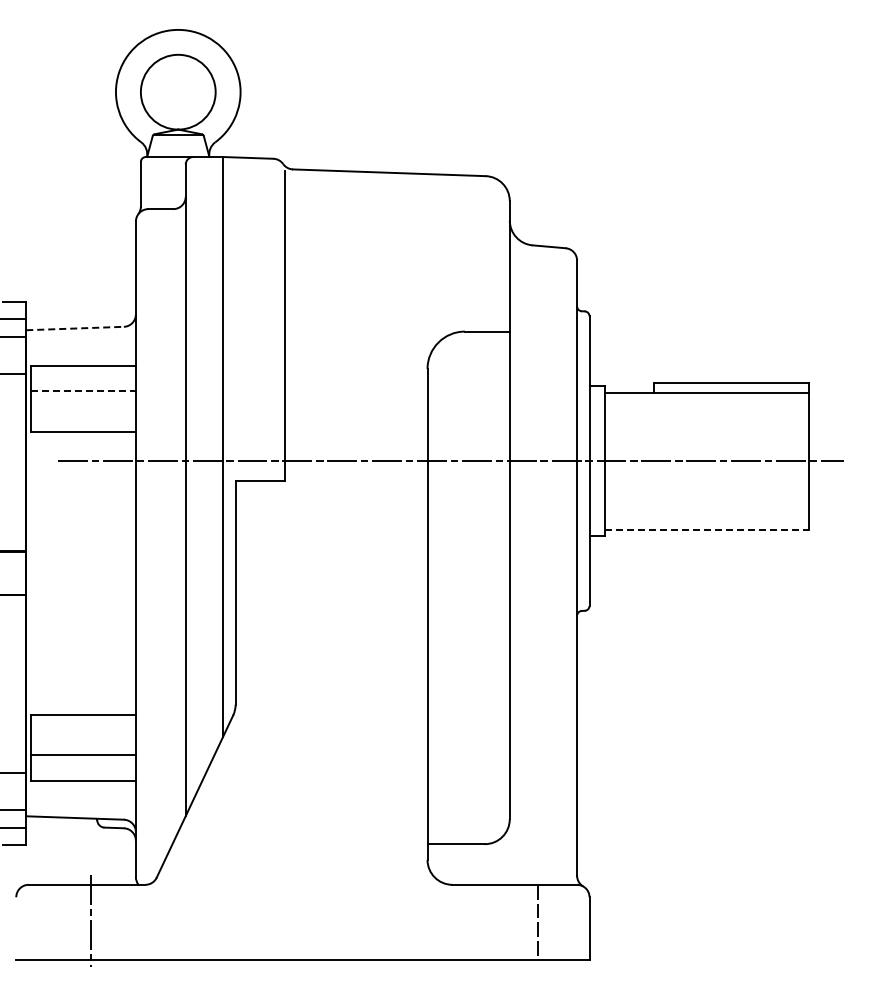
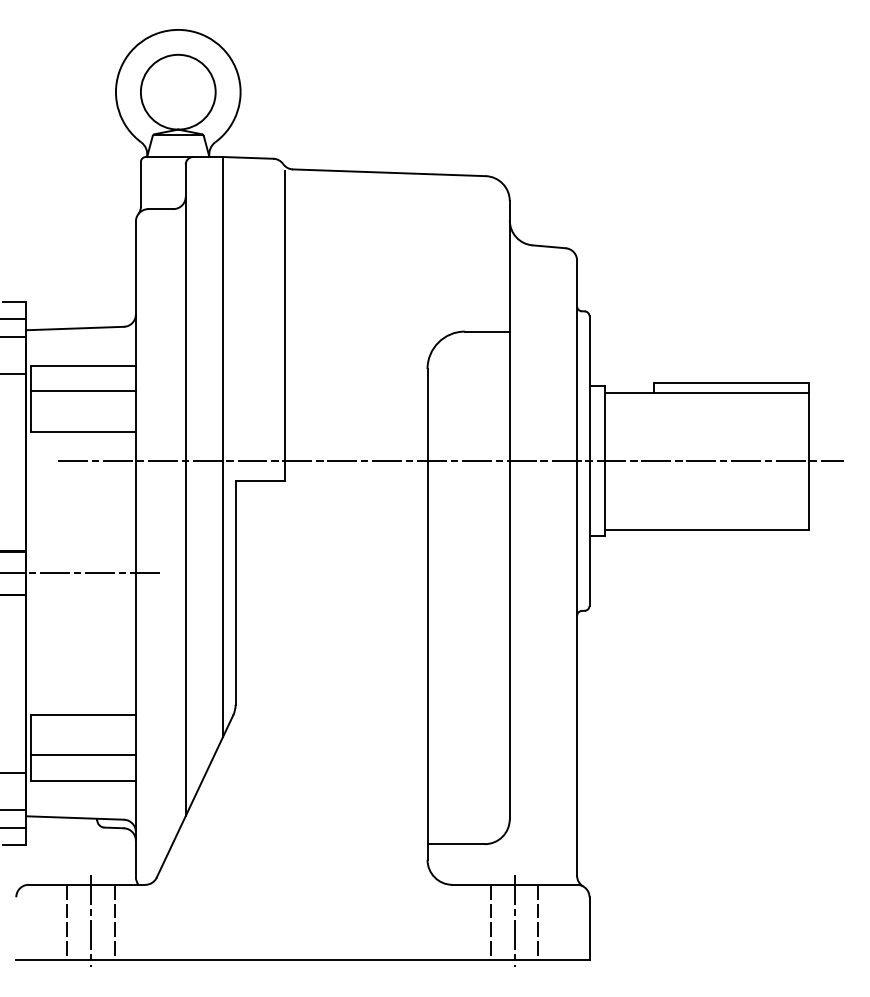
line: dashed -> solid (75, 328)
line: dashed -> solid (84, 391)
line: dashed -> solid (707, 529)
line: none -> present (80, 573)
line: none -> present (67, 921)
line: none -> present (114, 921)
line: none -> present (491, 921)
line: none -> present (514, 921)
